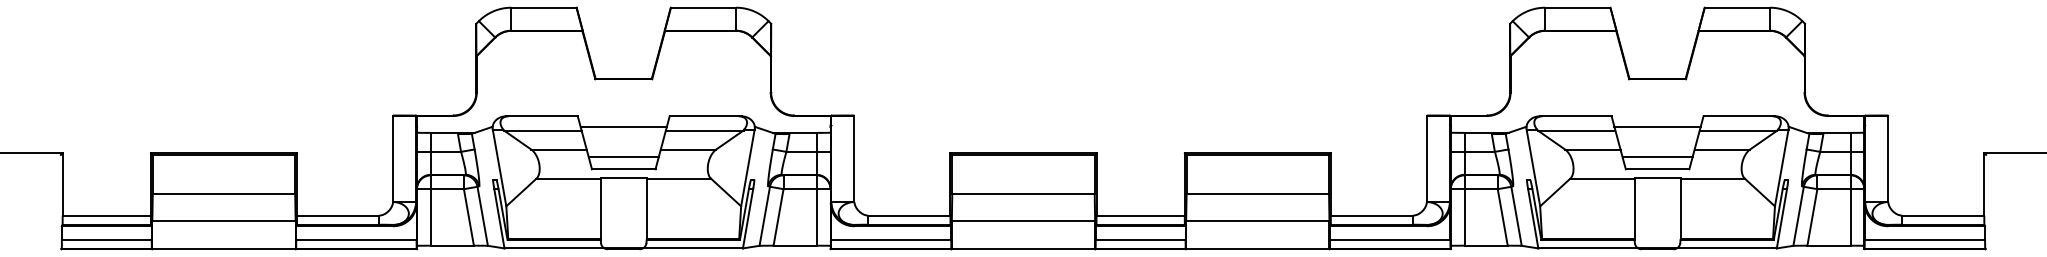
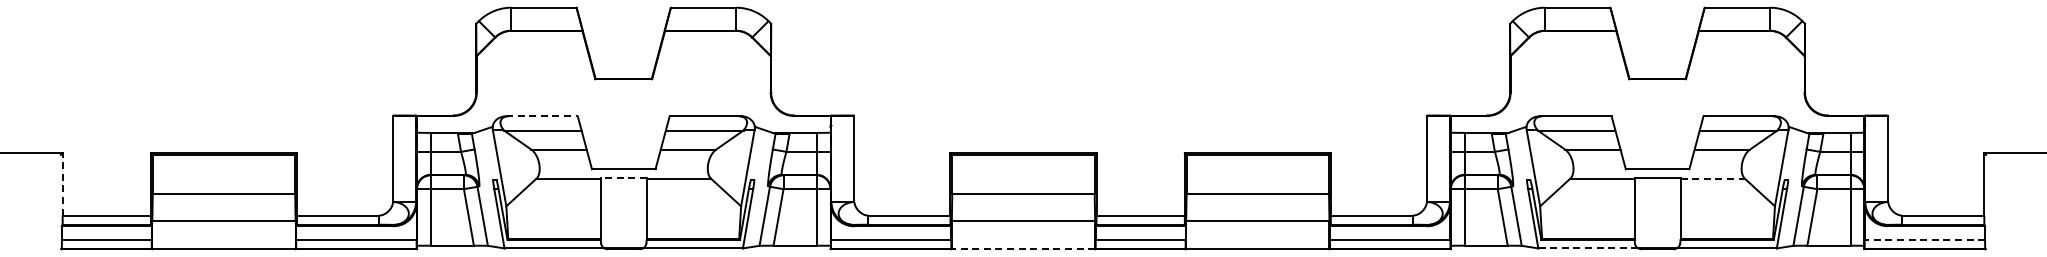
line: solid -> dashed (541, 116)
line: present -> none (623, 126)
line: present -> none (1657, 126)
line: present -> none (623, 157)
line: present -> none (1657, 157)
line: solid -> dashed (623, 178)
line: solid -> dashed (1713, 178)
line: solid -> dashed (62, 183)
line: solid -> dashed (1924, 239)
line: solid -> dashed (1023, 248)
line: solid -> dashed (1587, 248)
